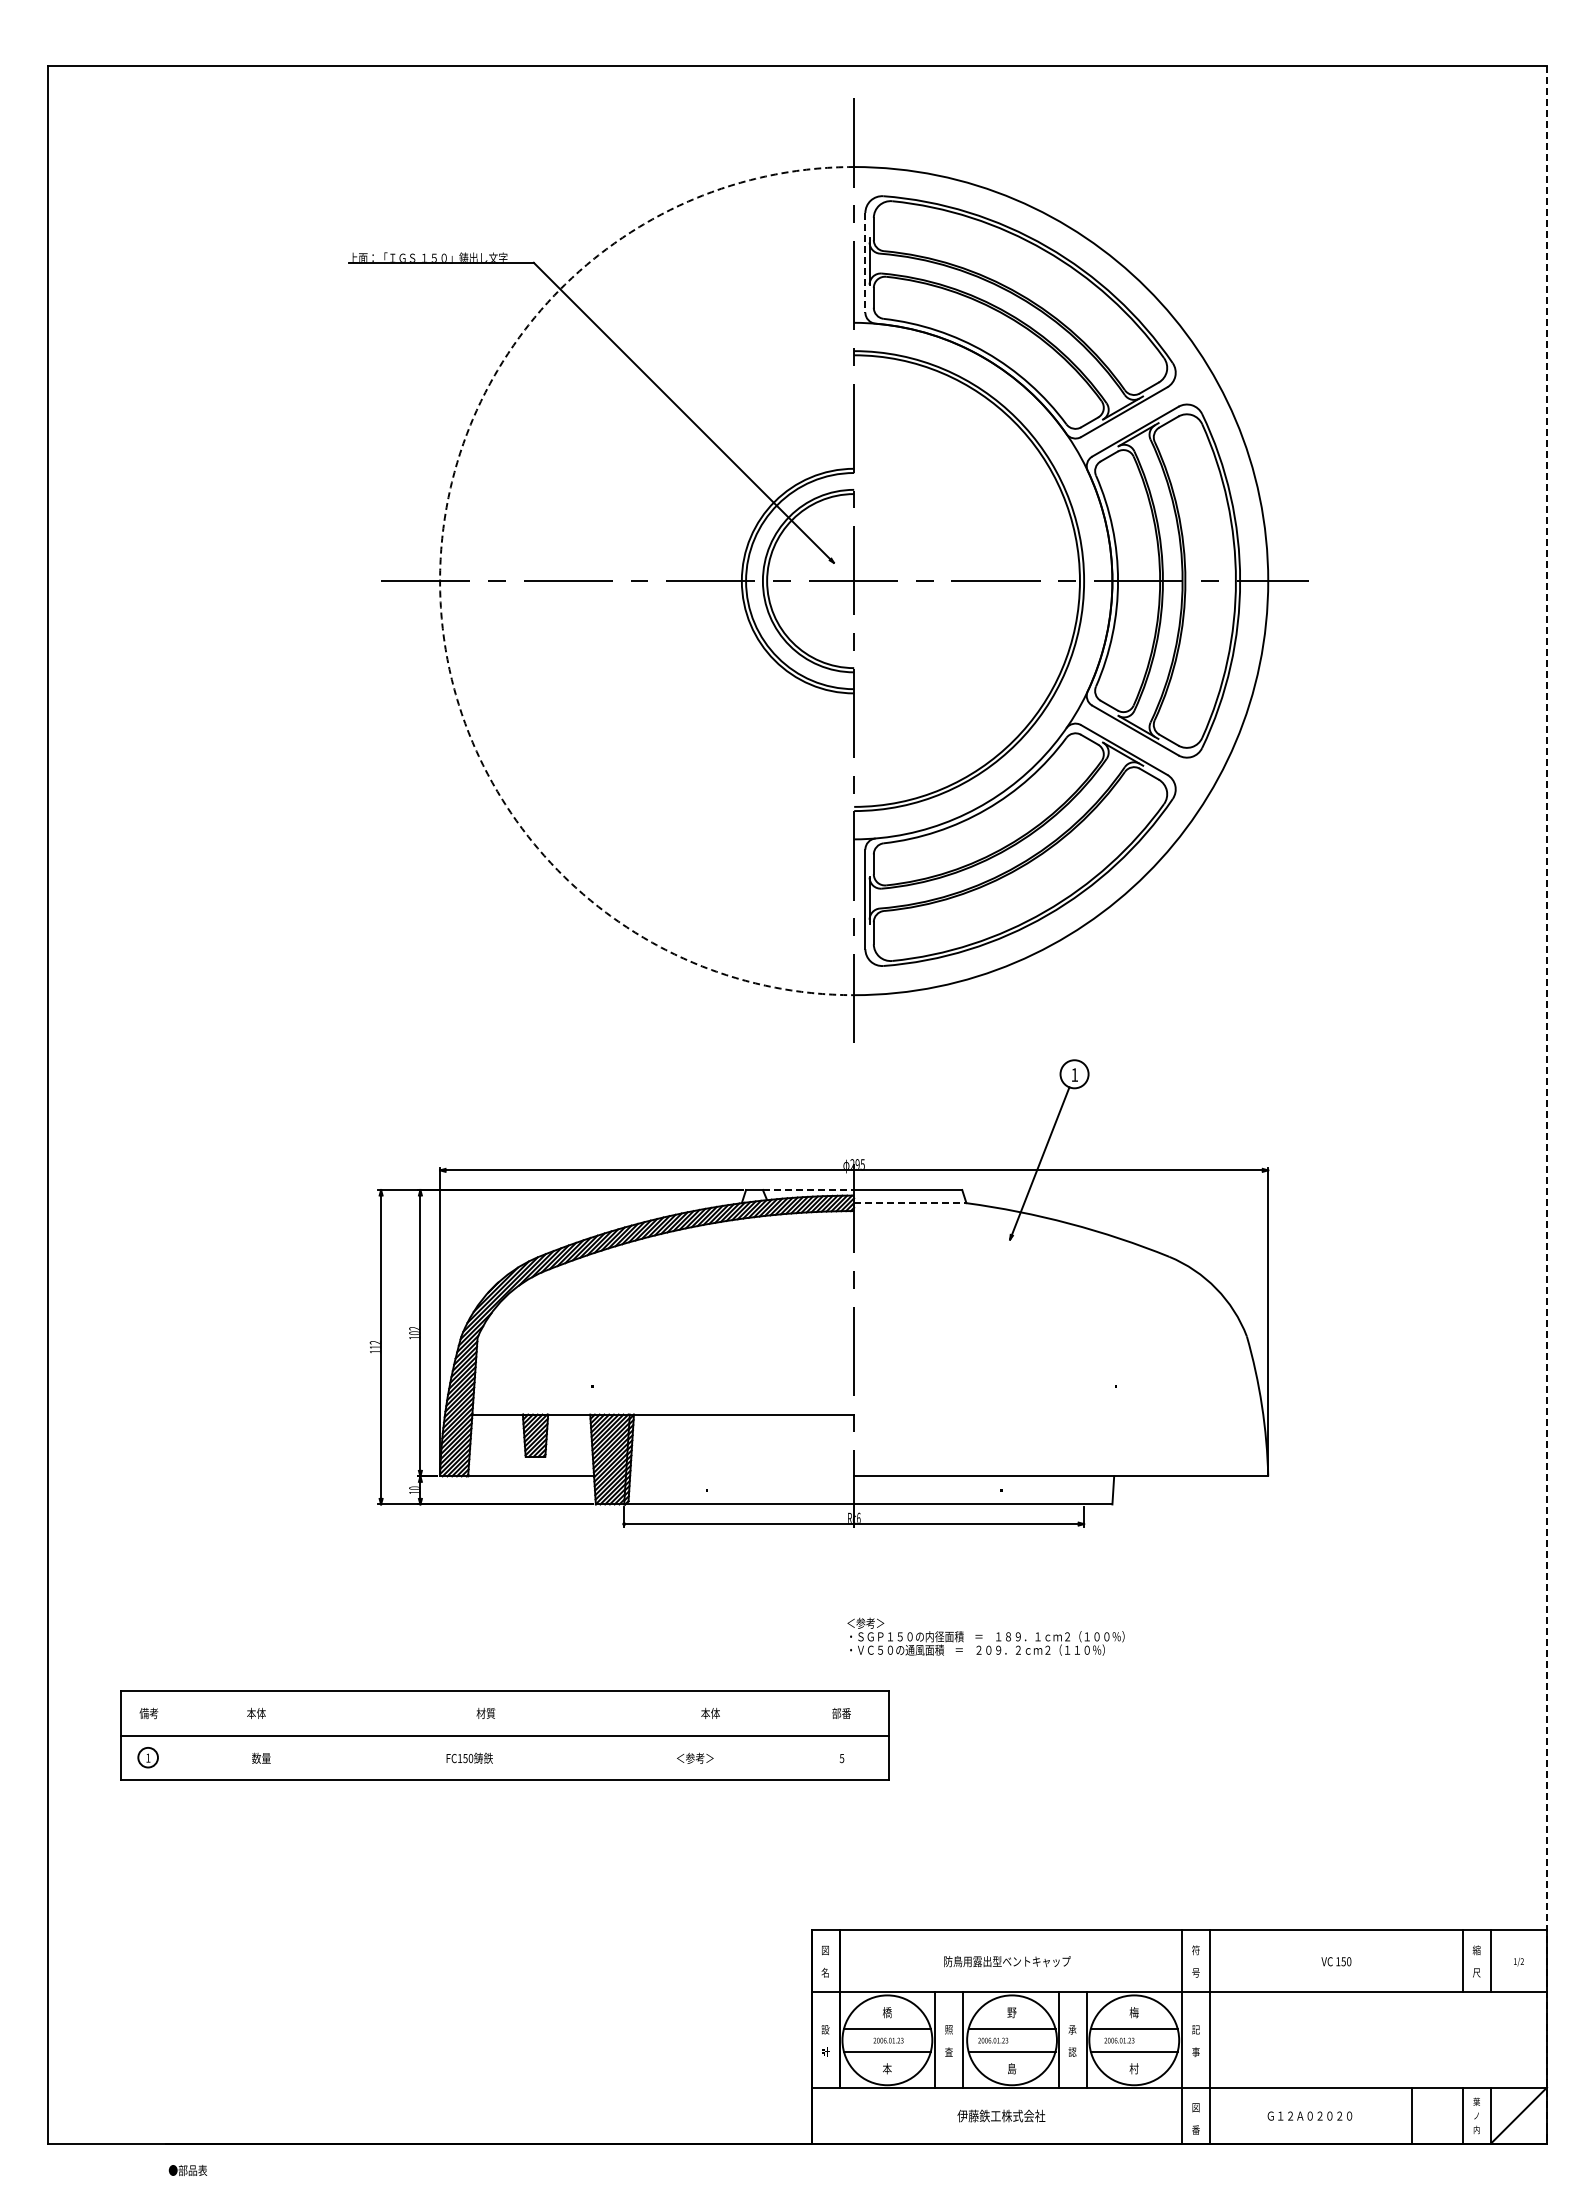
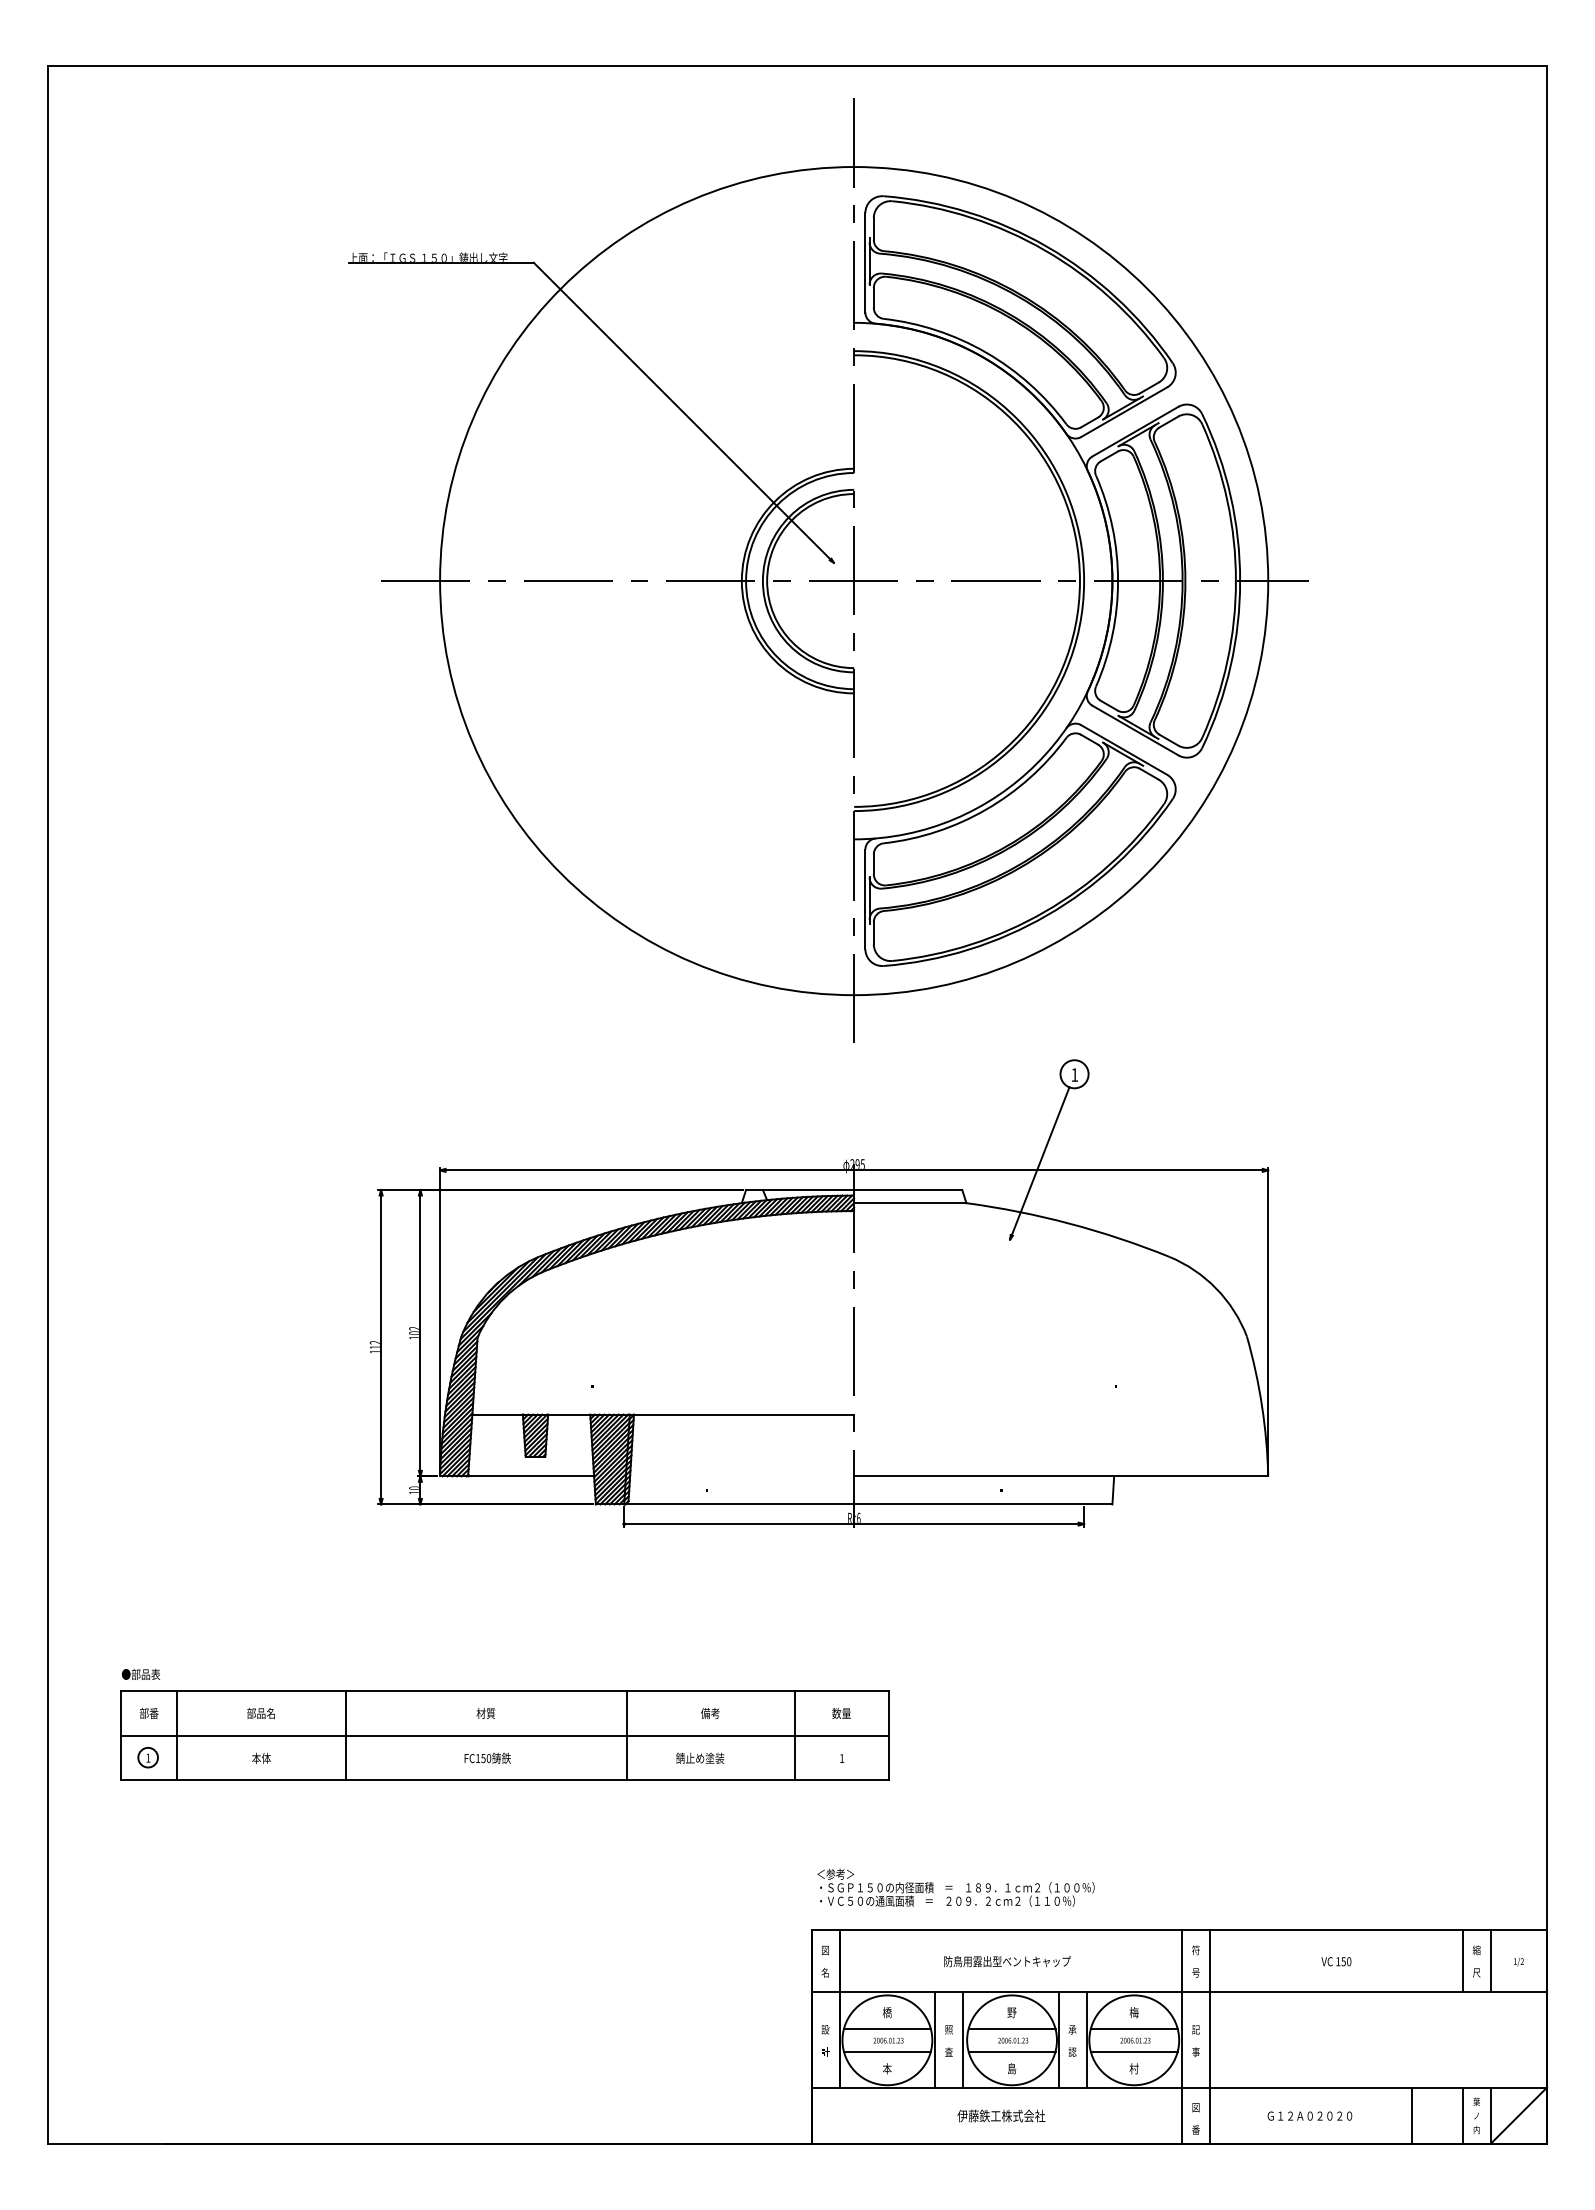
line: dashed -> solid (865, 262)
arc: dashed -> solid (440, 581)
line: dashed -> solid (1547, 1105)
line: dashed -> solid (808, 1190)
line: dashed -> solid (910, 1203)
text position: (985, 1636) -> (955, 1887) (955, 1887)
text: 部番 -> 数量 (841, 1712)
text: 備考 -> 部番 (148, 1713)
text: 本体 -> 部品名 (260, 1713)
text: 本体 -> 備考 (710, 1713)
line: none -> present (177, 1735)
line: none -> present (345, 1735)
line: none -> present (626, 1735)
line: none -> present (795, 1735)
text: 数量 -> 本体 (261, 1757)
text position: (469, 1757) -> (487, 1757) (487, 1757)
text: ＜参考＞ -> 錆止め塗装 (700, 1757)
text: 5 -> 1 (841, 1758)
text position: (993, 2040) -> (1013, 2040) (1013, 2040)
text position: (1119, 2040) -> (1135, 2040) (1135, 2040)
text position: (187, 2170) -> (140, 1674) (140, 1674)
